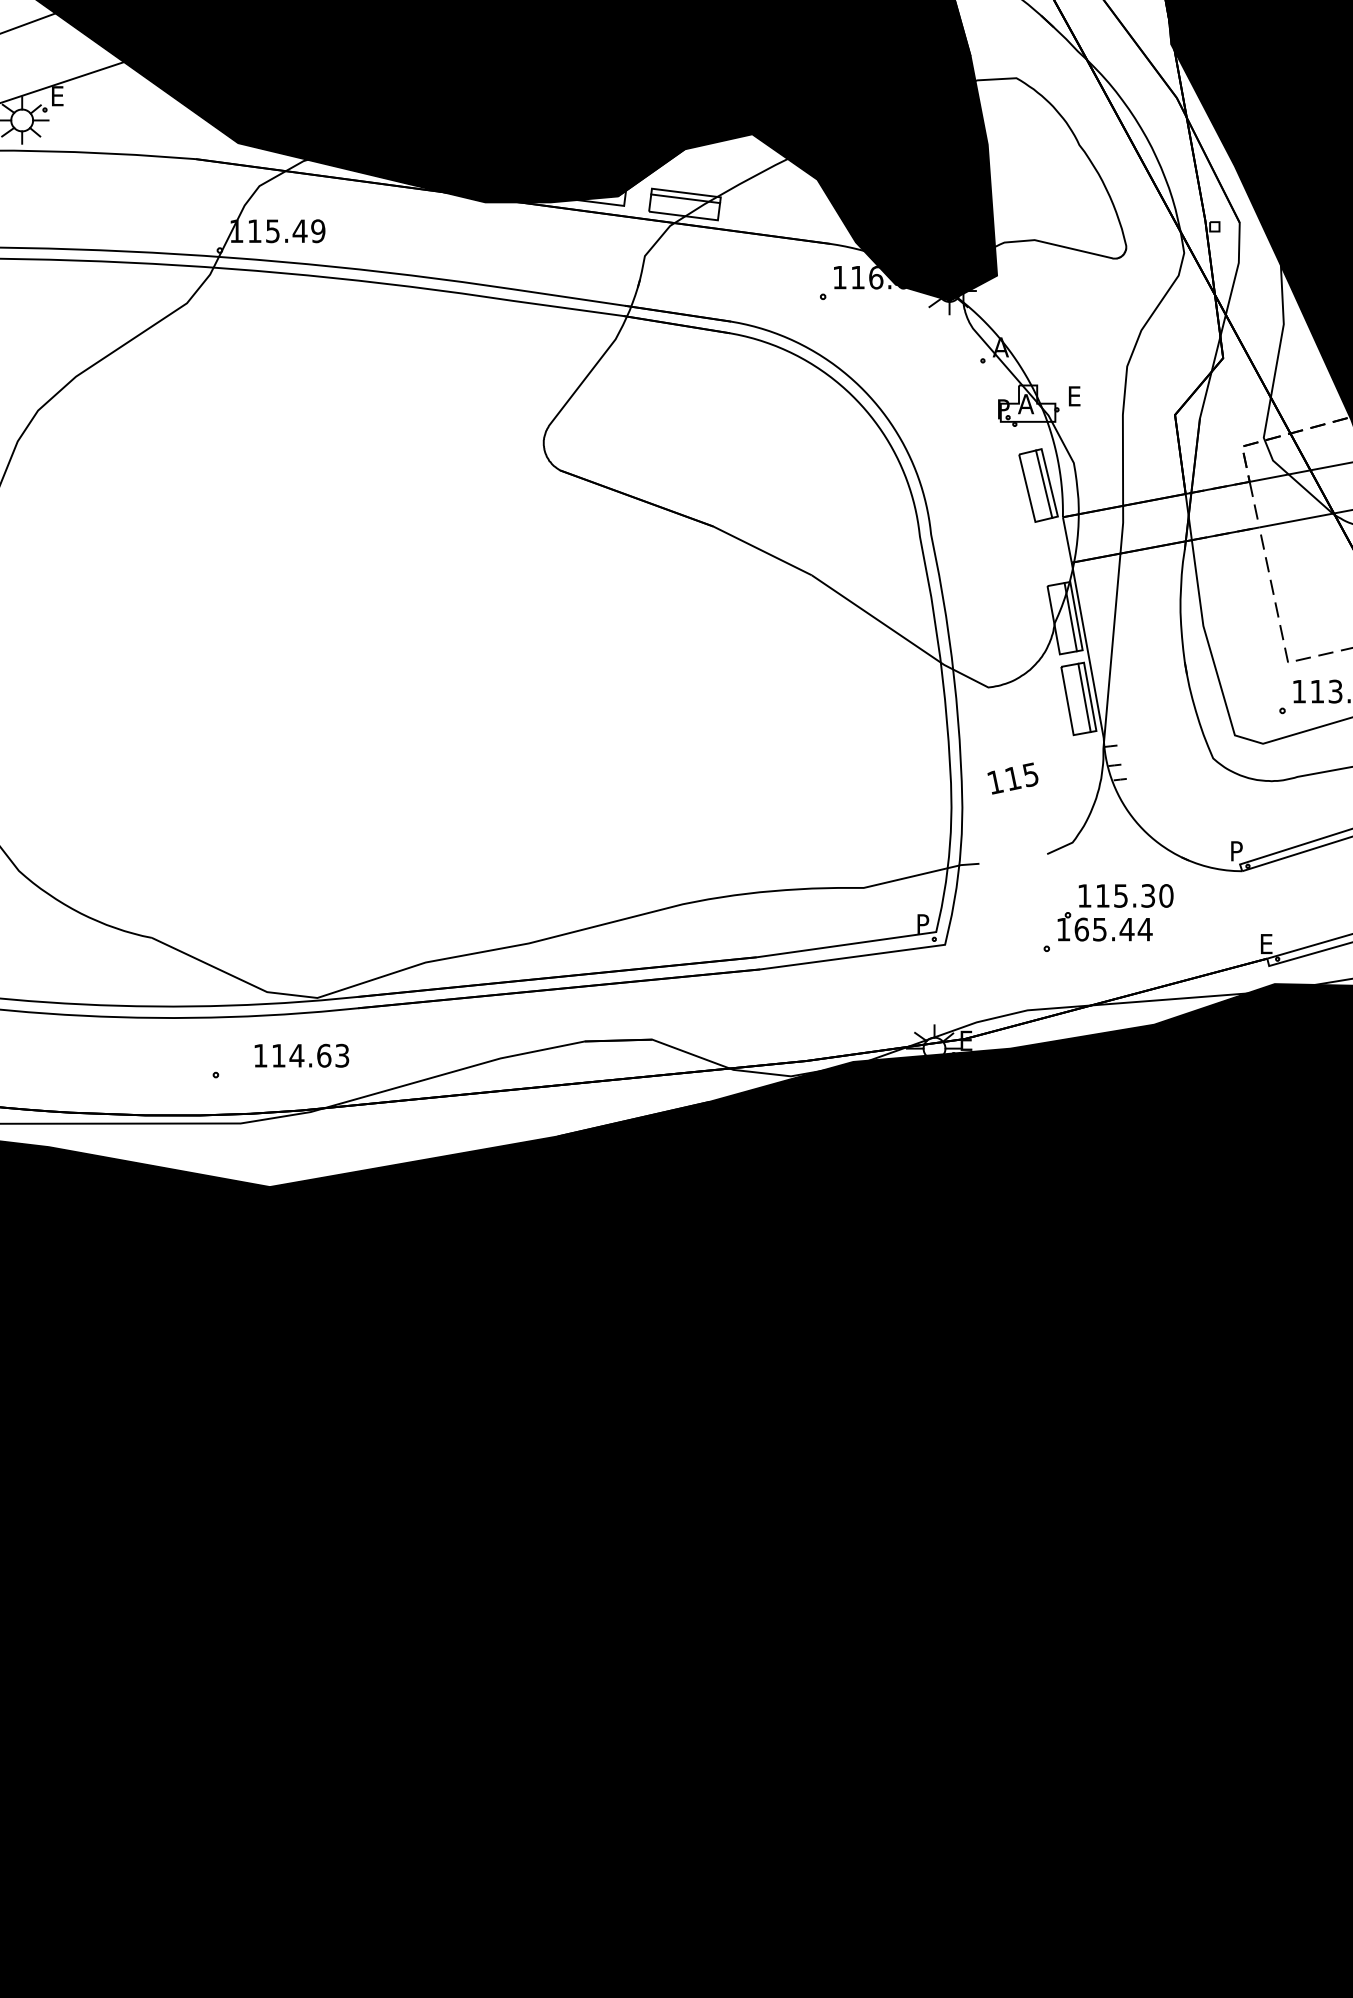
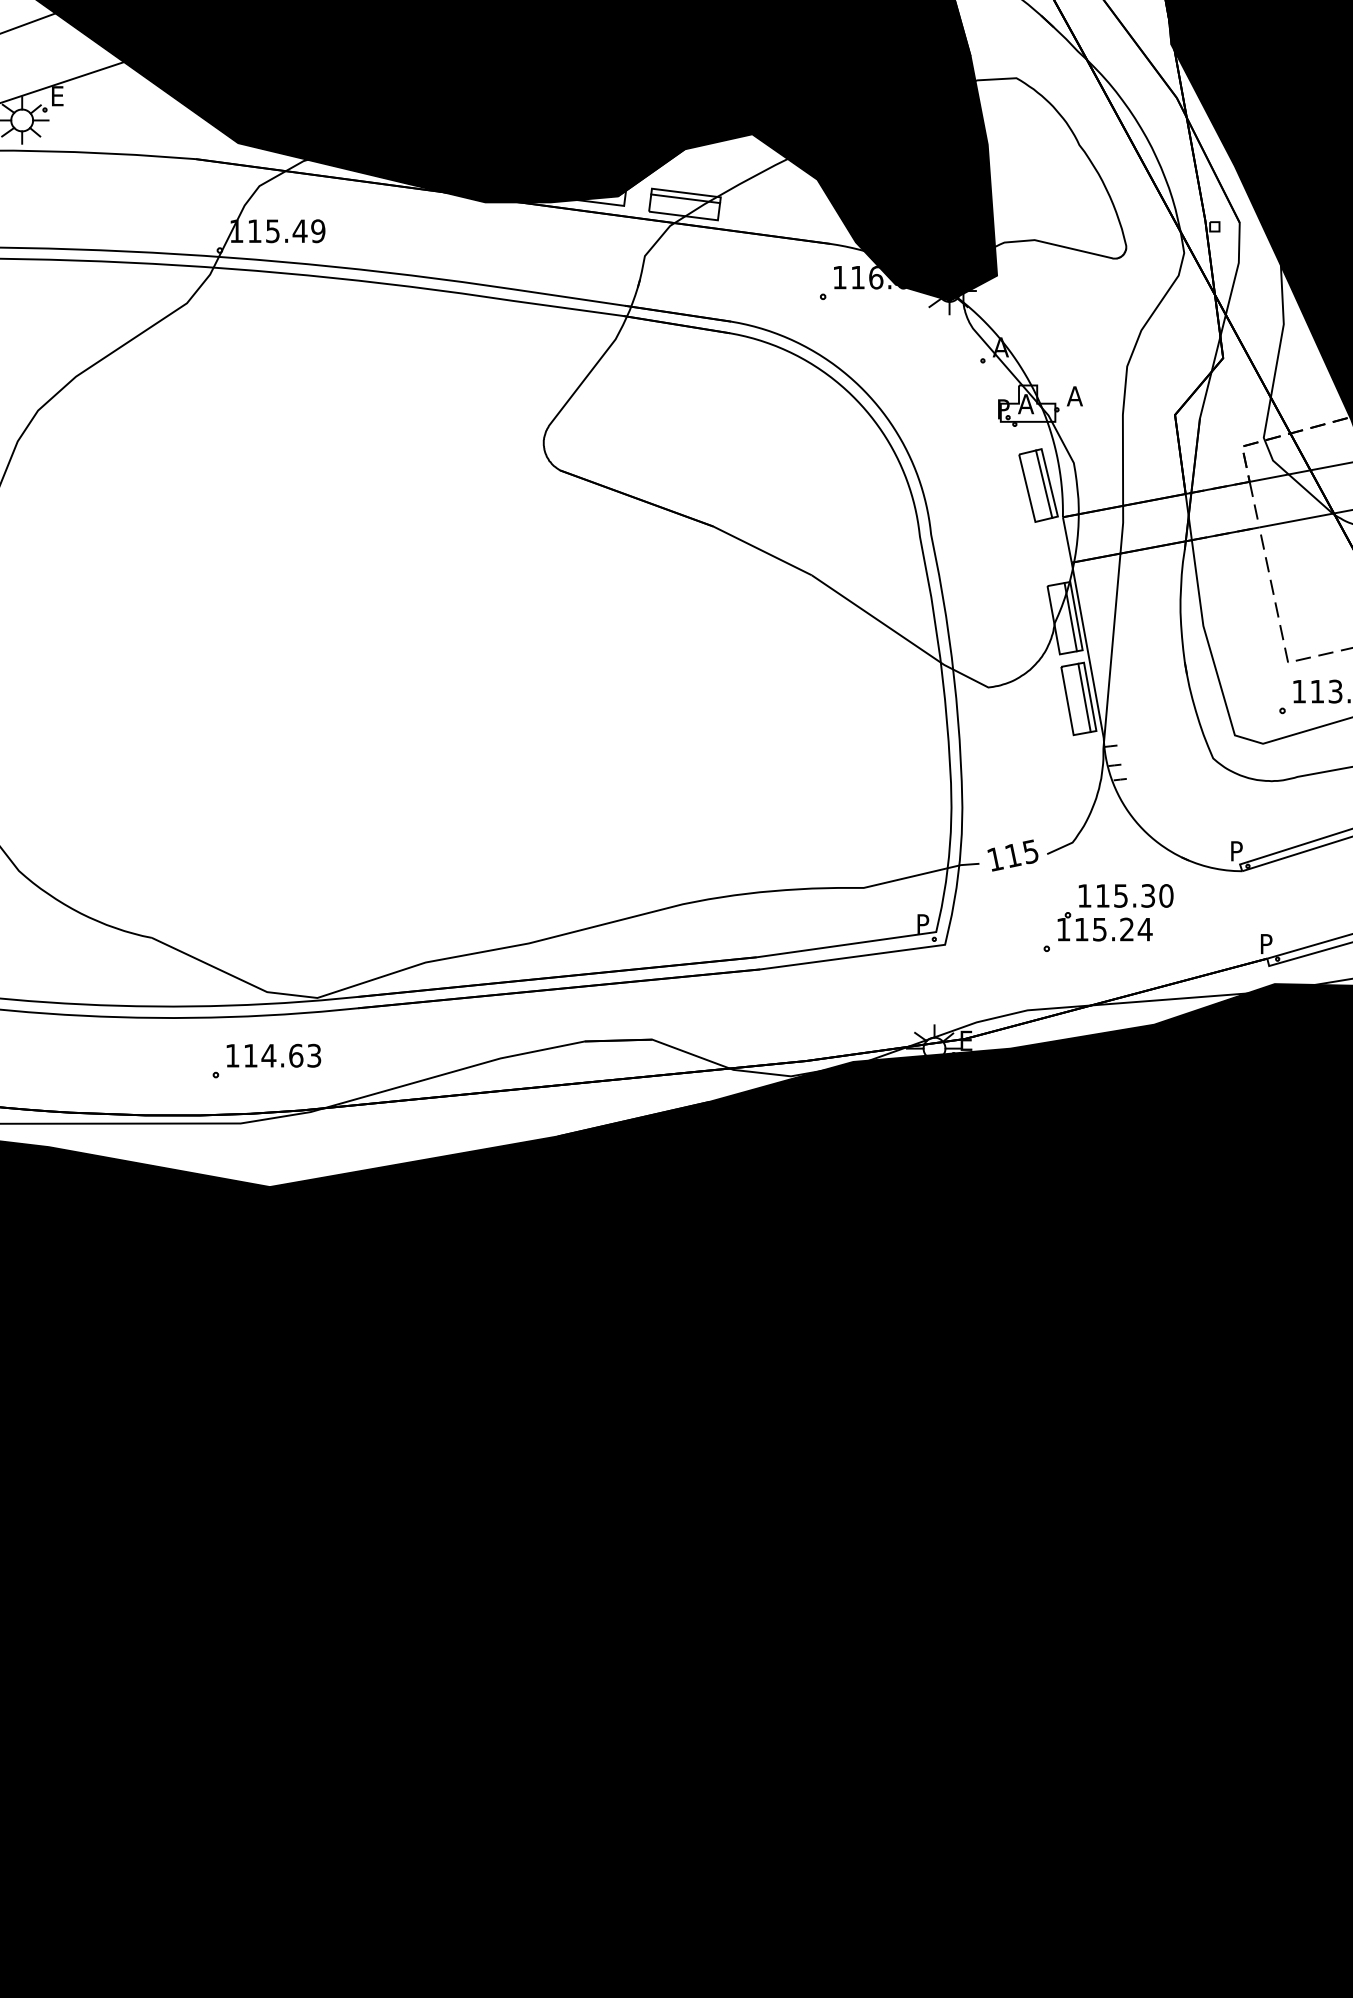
text: E -> A (1074, 396)
text position: (1012, 778) -> (1012, 855) (1012, 855)
text: 165.44 -> 115.24 (1104, 929)
text: E -> P (1267, 944)
text position: (301, 1055) -> (273, 1055) (273, 1055)
